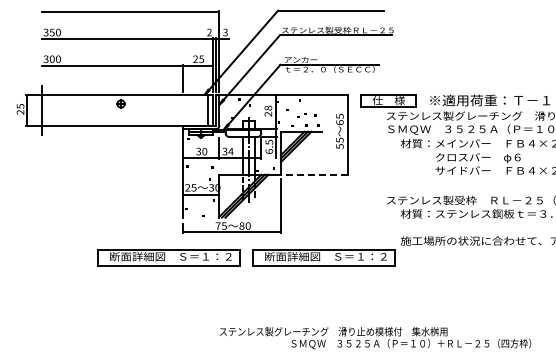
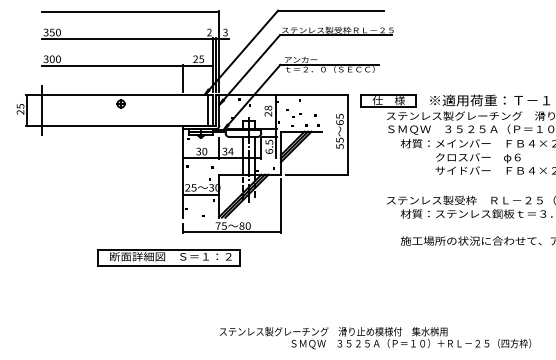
part position: (301, 115) -> (296, 115) (296, 115)
line: dashed -> solid (317, 174)
part: present -> none (323, 257)
